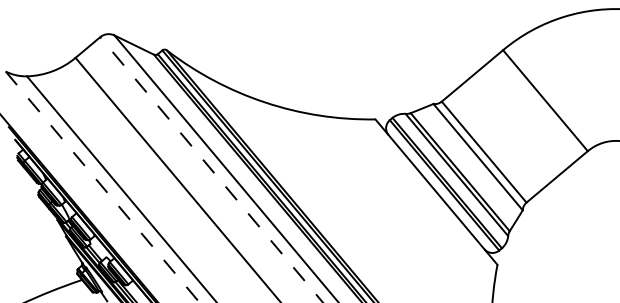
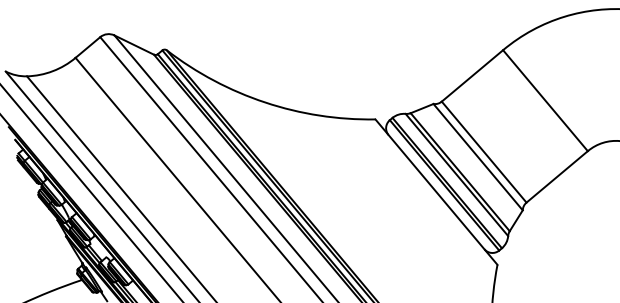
line: dashed -> solid (211, 169)
line: dashed -> solid (102, 187)
line: none -> present (91, 192)
